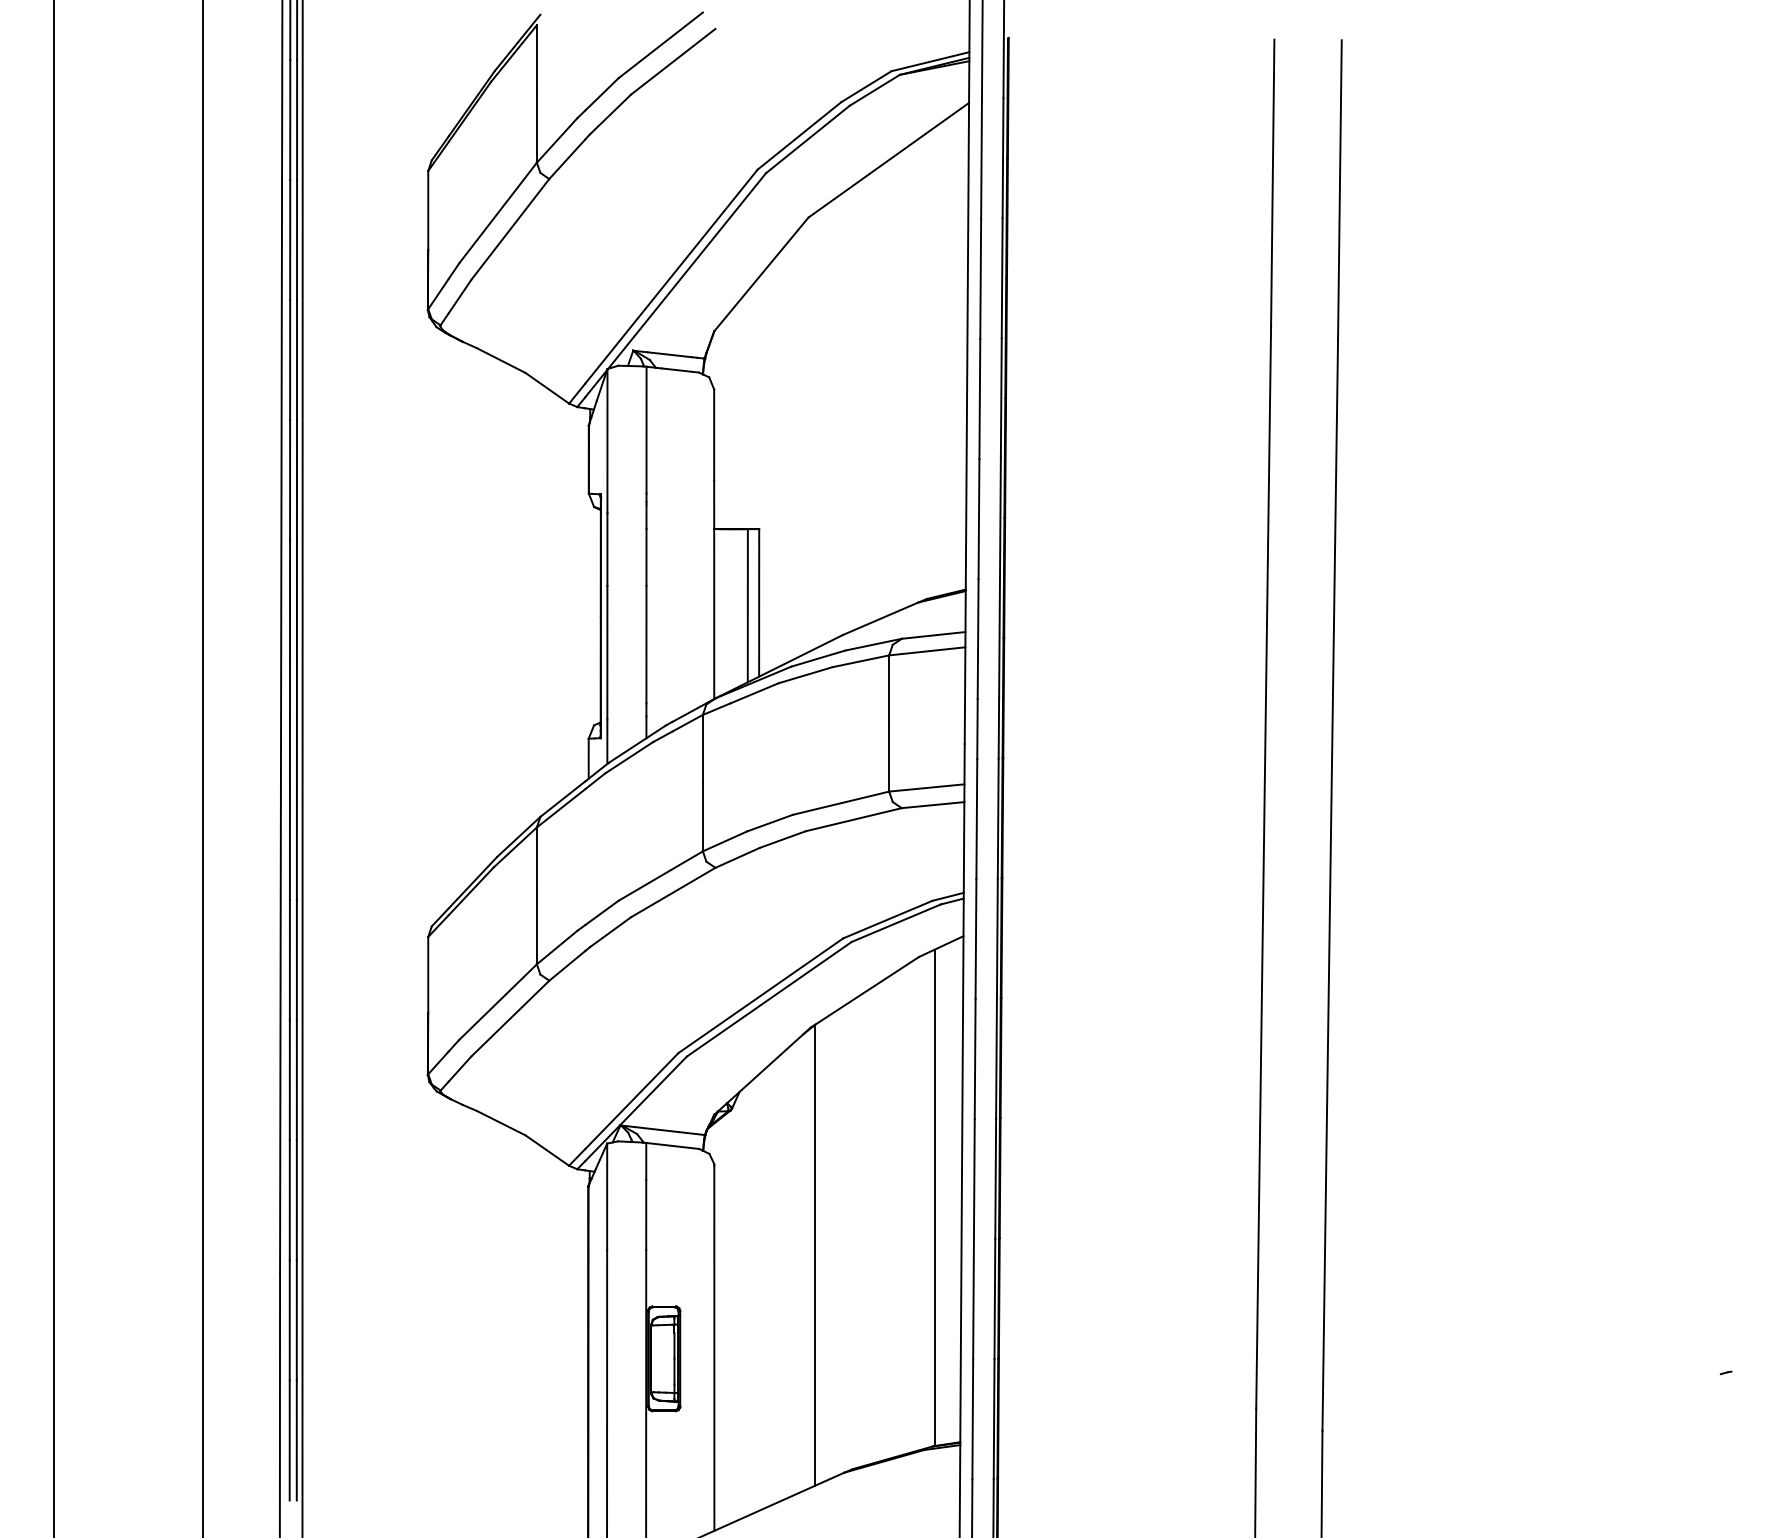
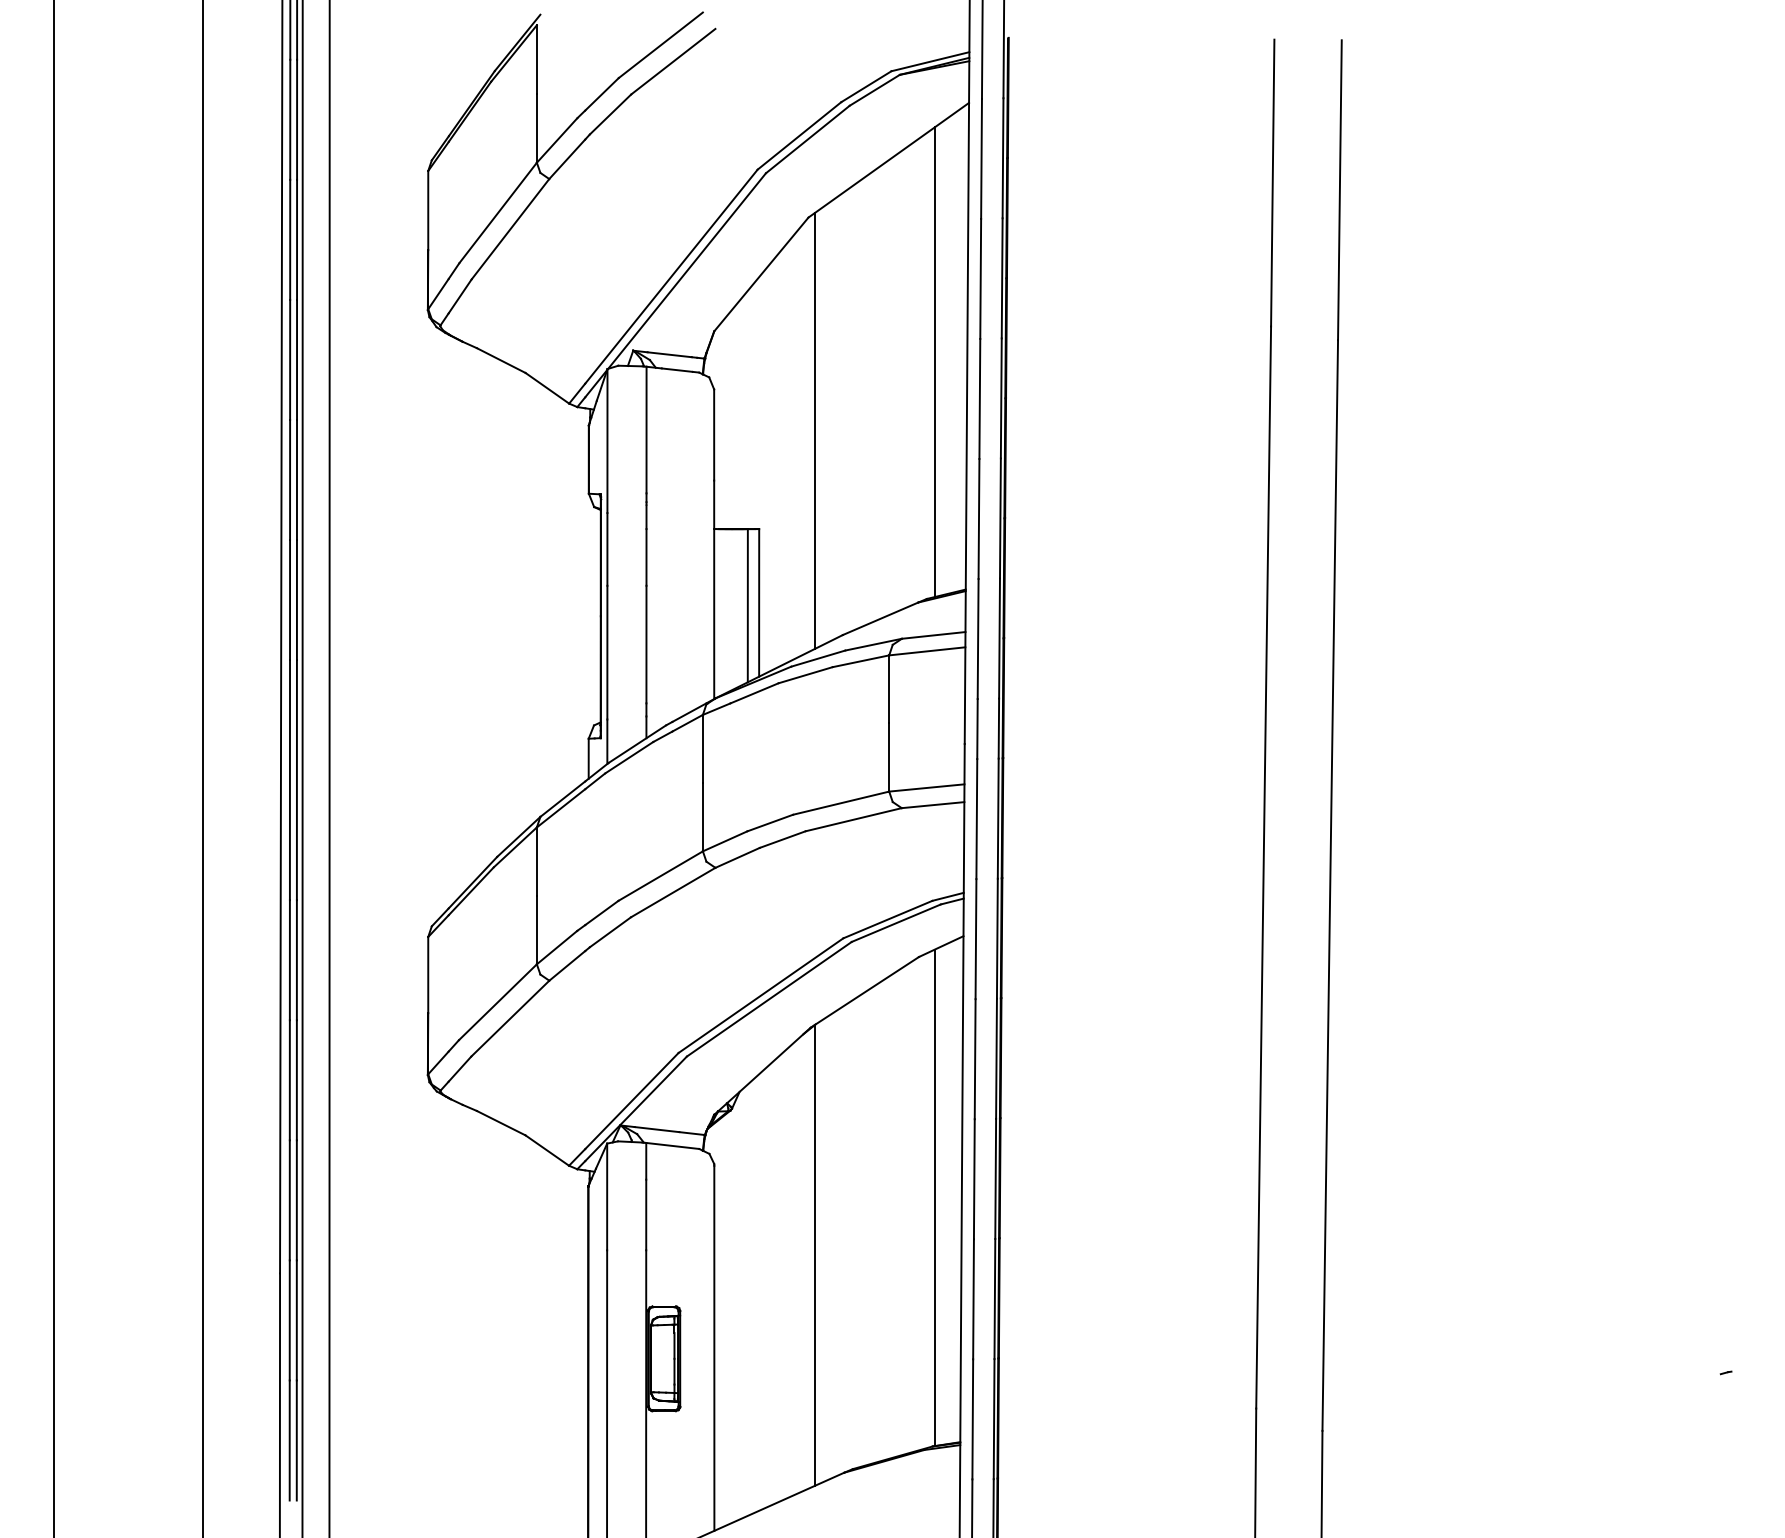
line: none -> present (934, 362)
line: none -> present (814, 431)
line: none -> present (329, 768)
